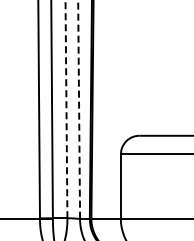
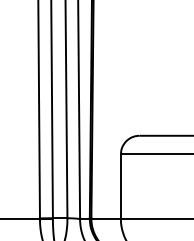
line: dashed -> solid (66, 109)
line: dashed -> solid (79, 110)
